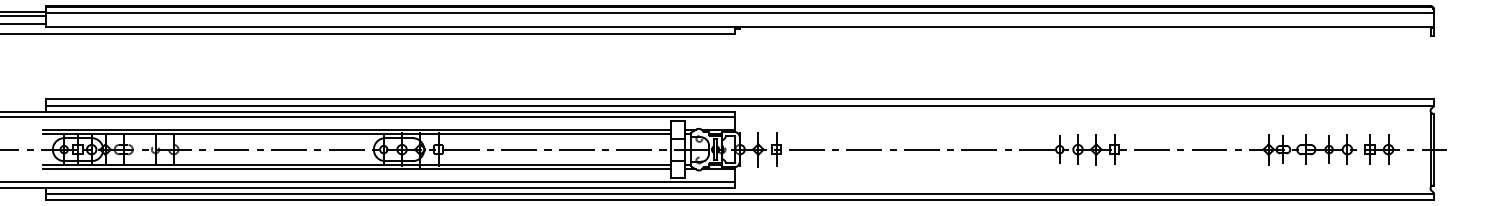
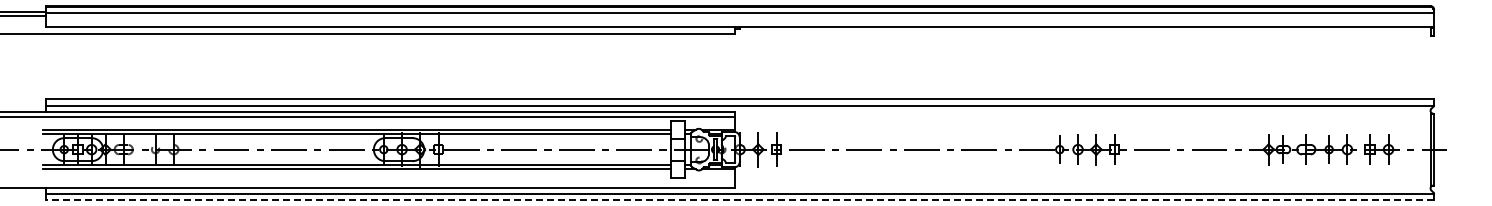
line: present -> none (23, 24)
line: present -> none (368, 182)
line: solid -> dashed (739, 199)
